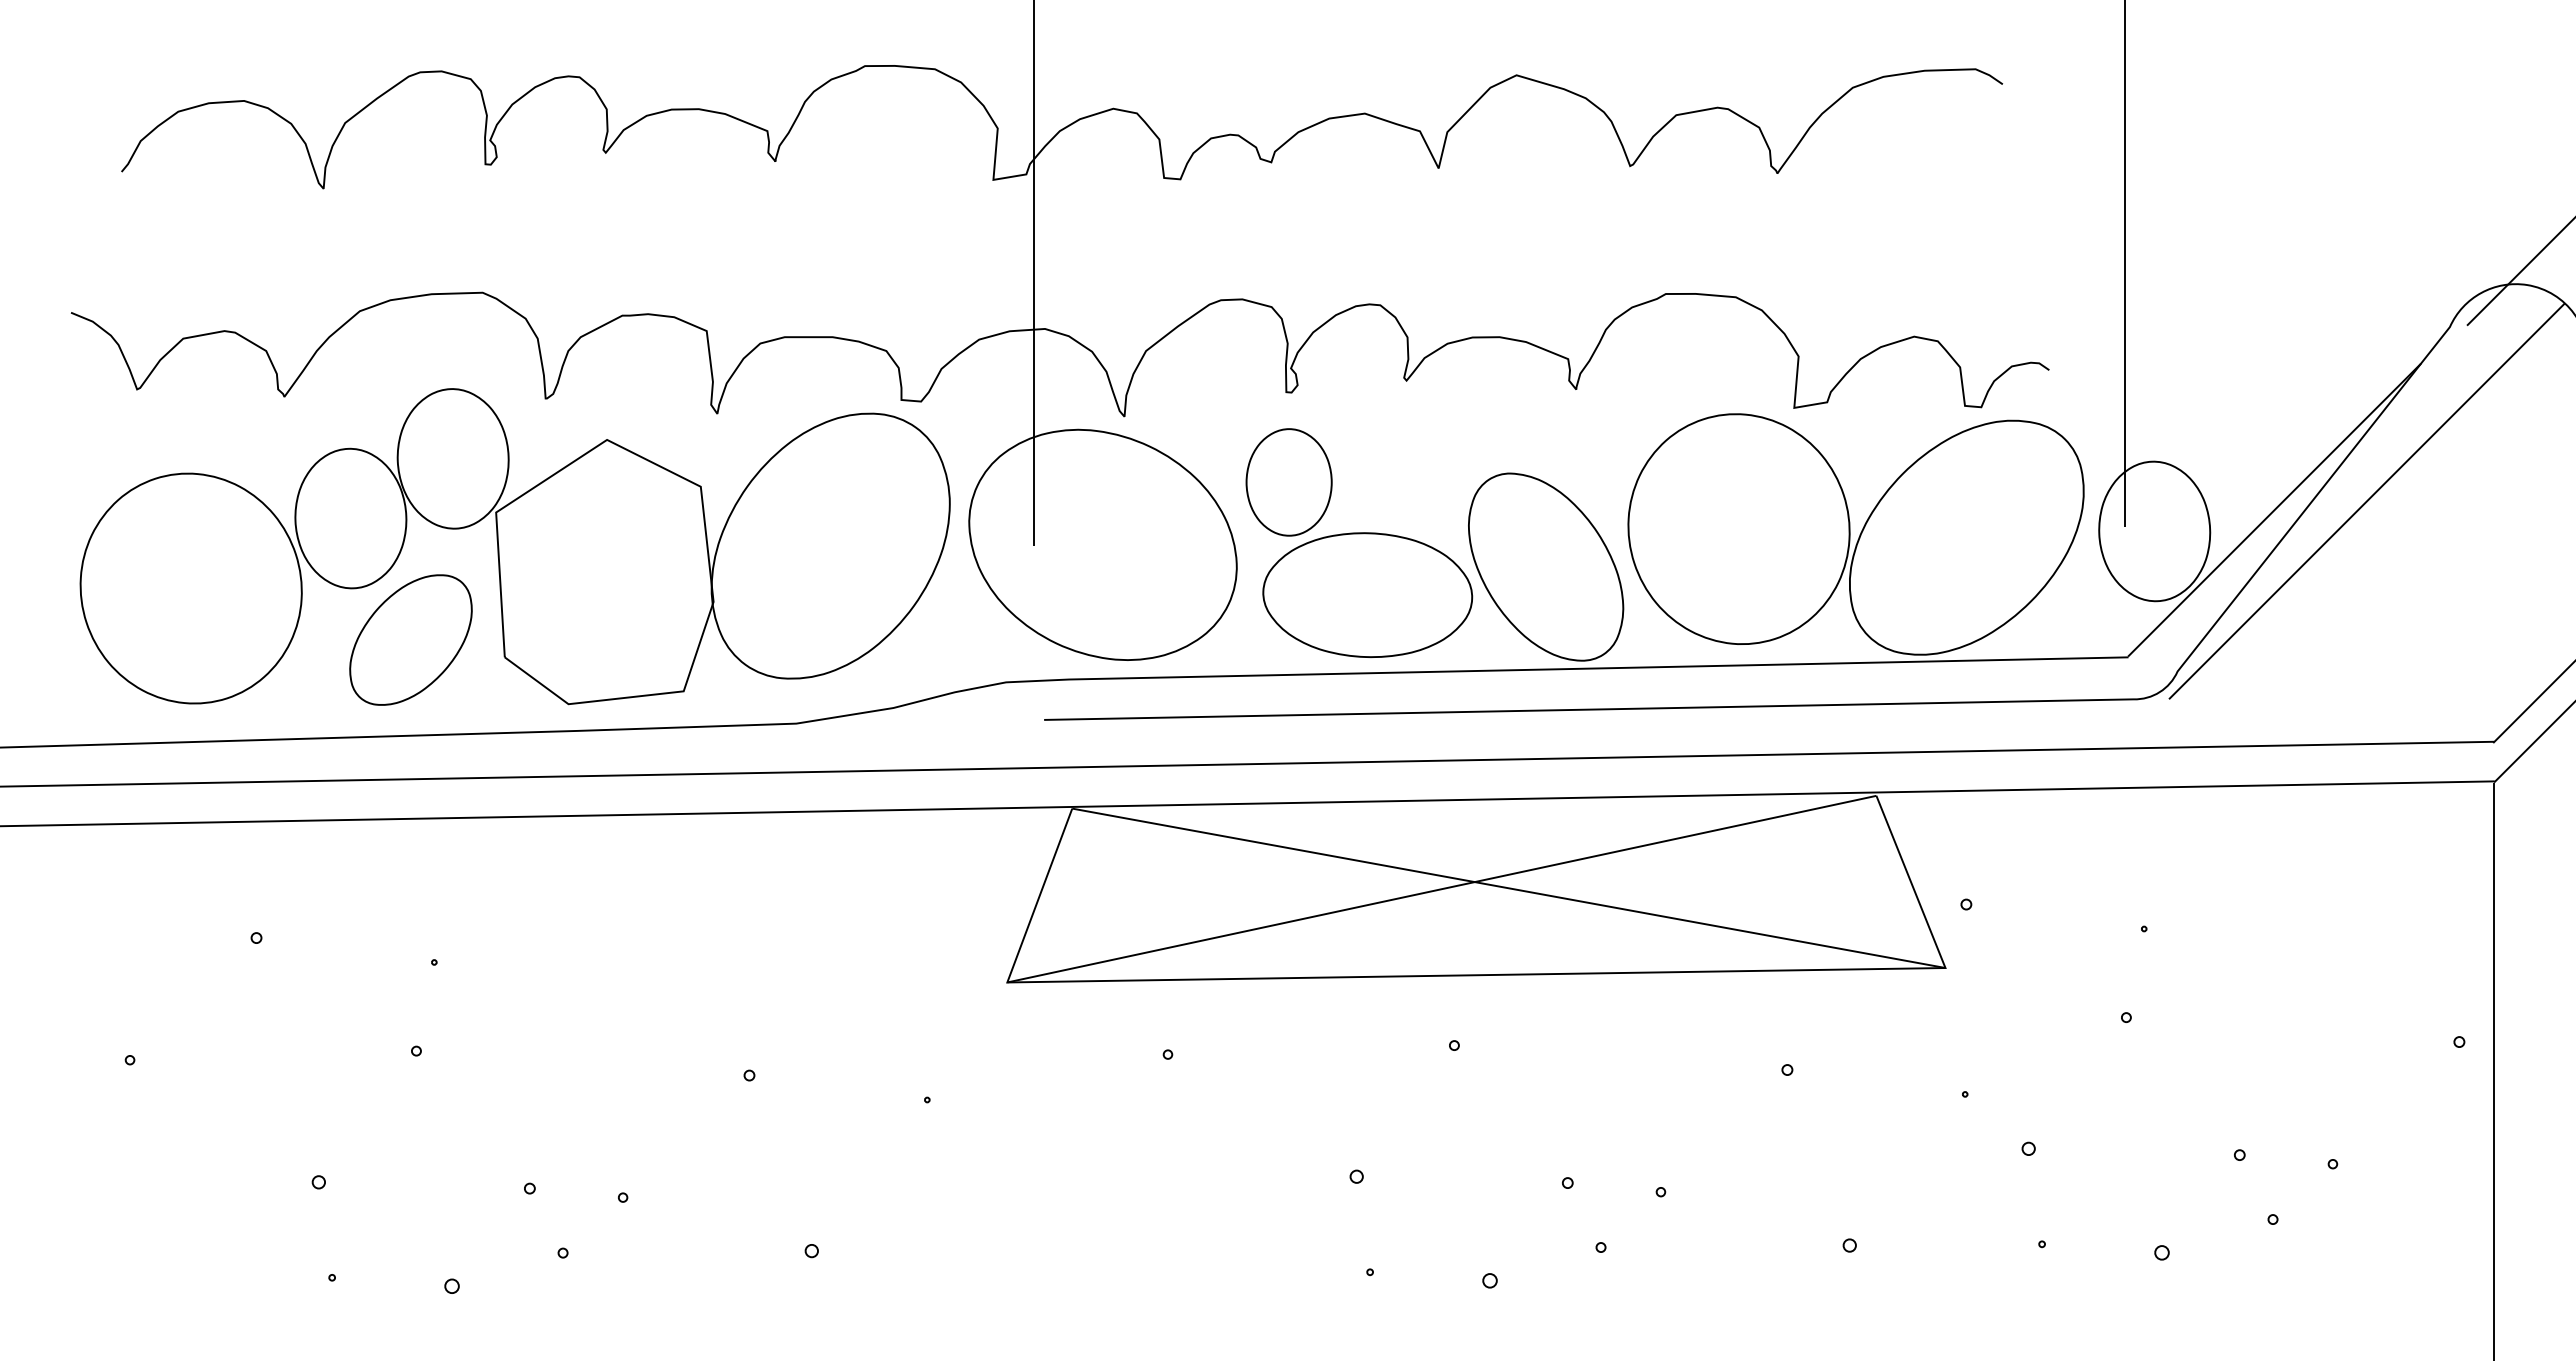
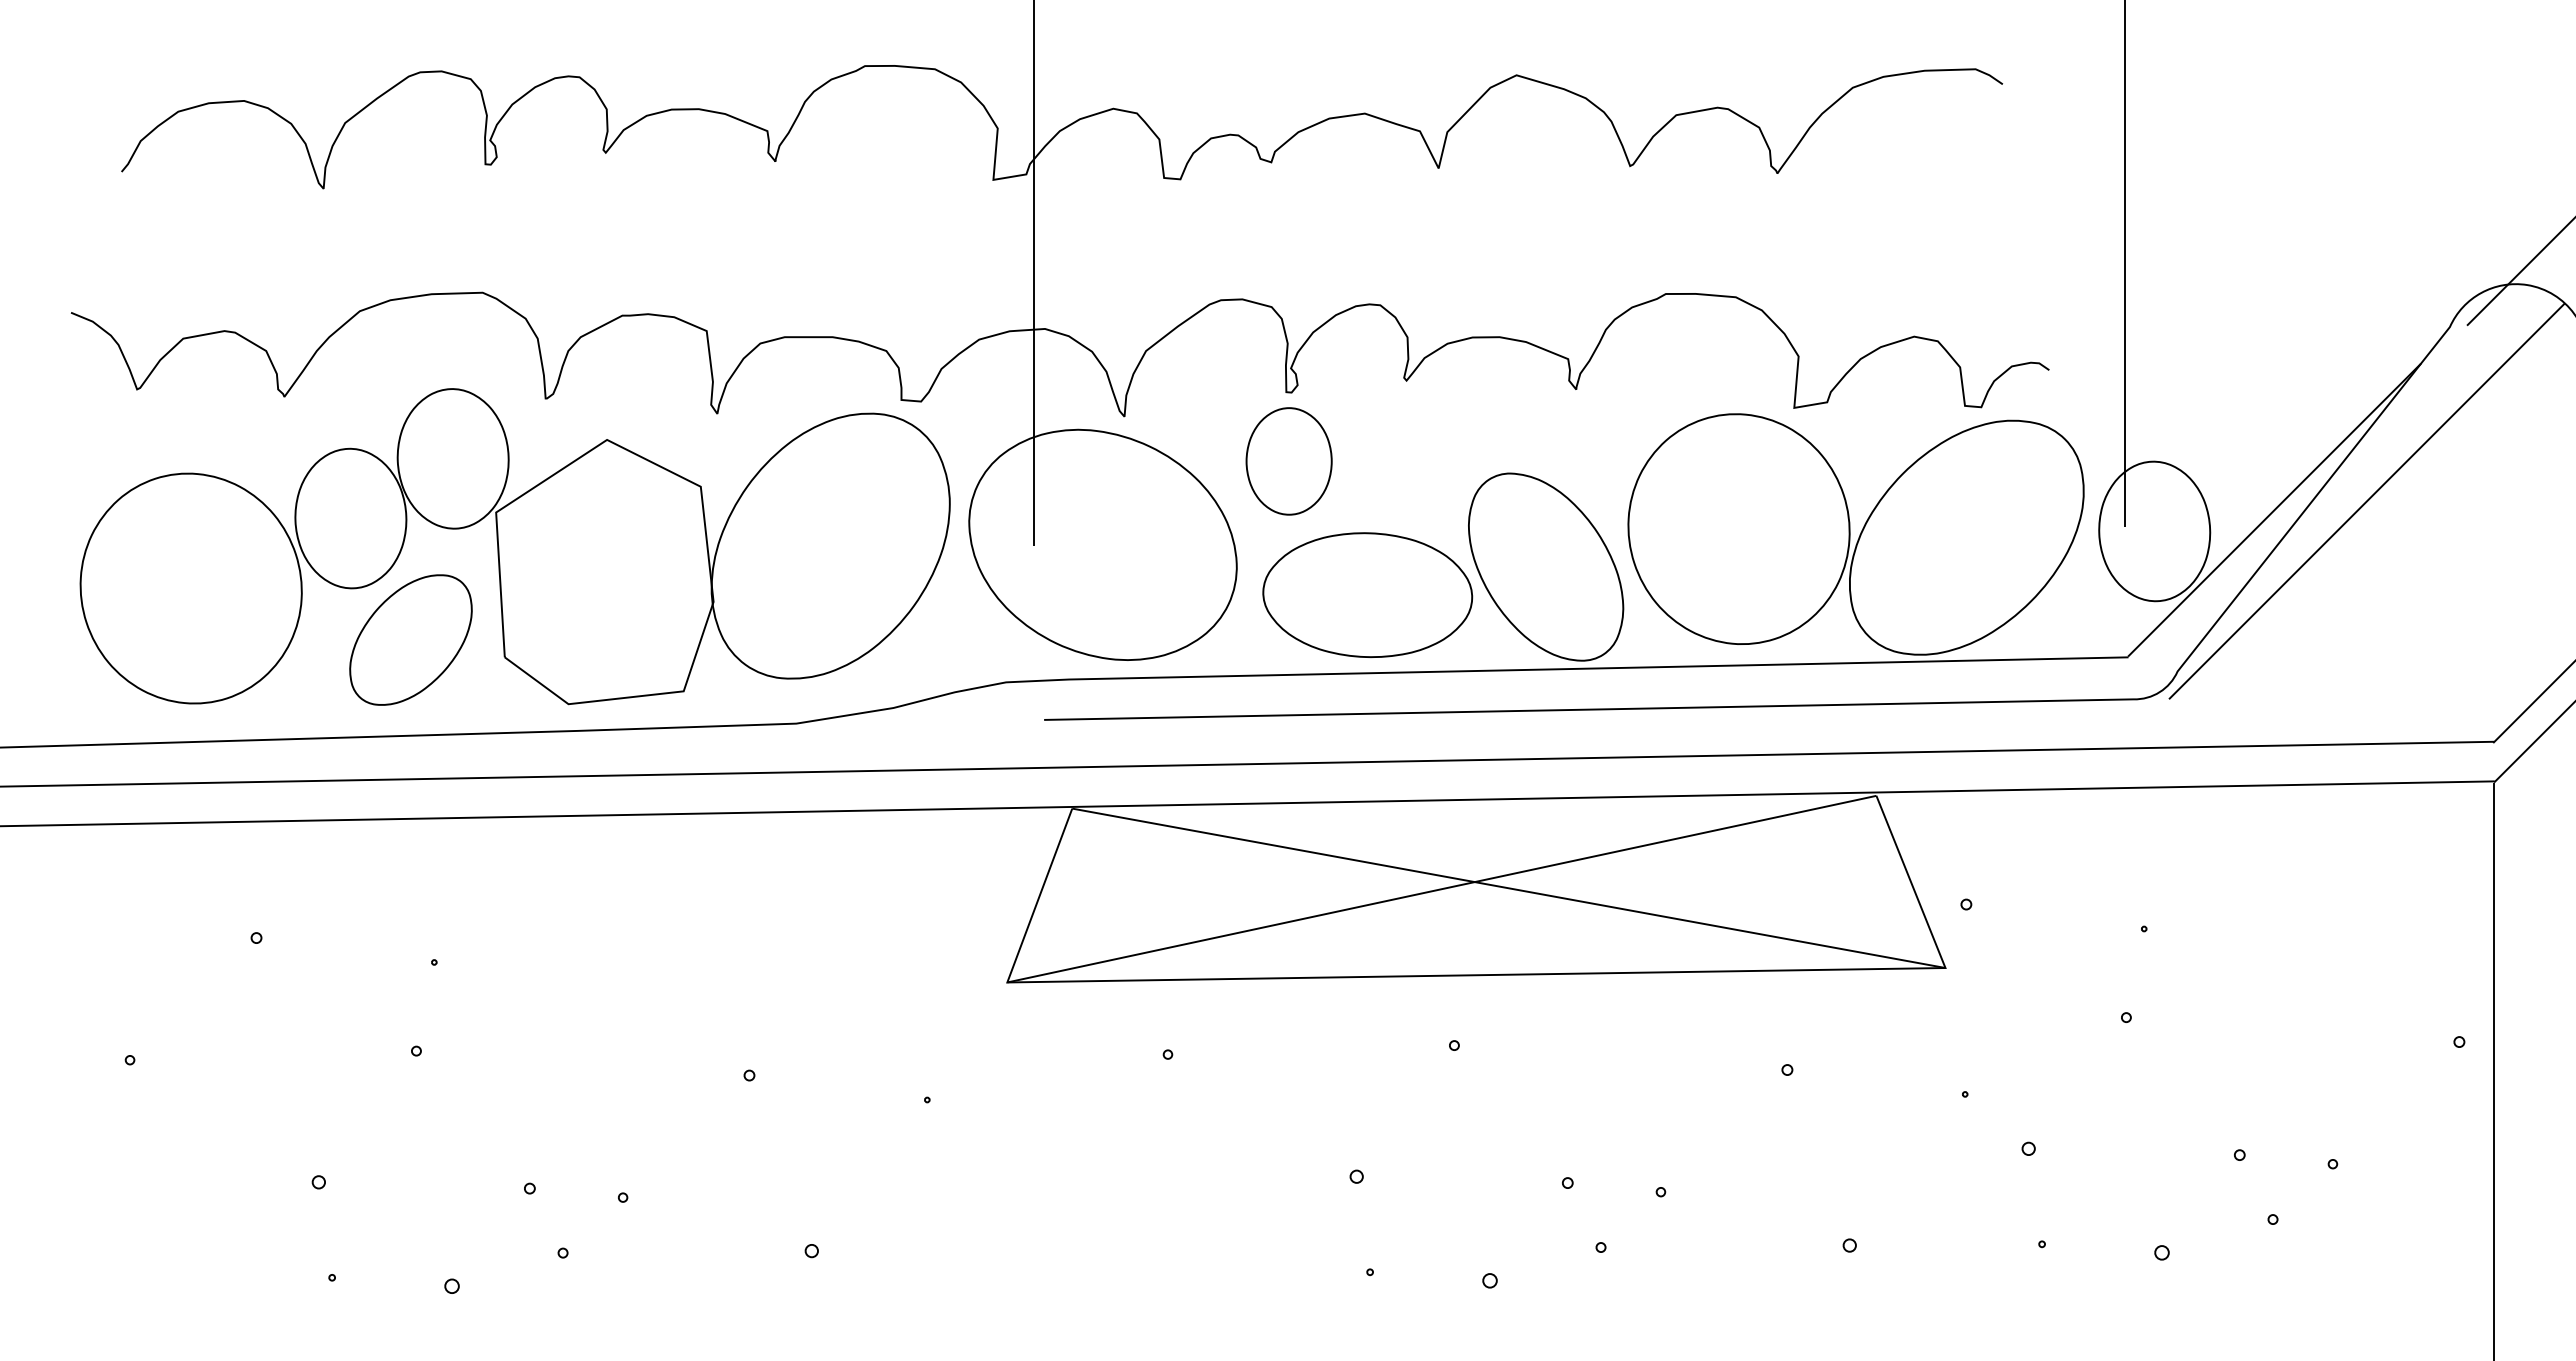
part position: (1288, 482) -> (1288, 461) (1288, 461)
